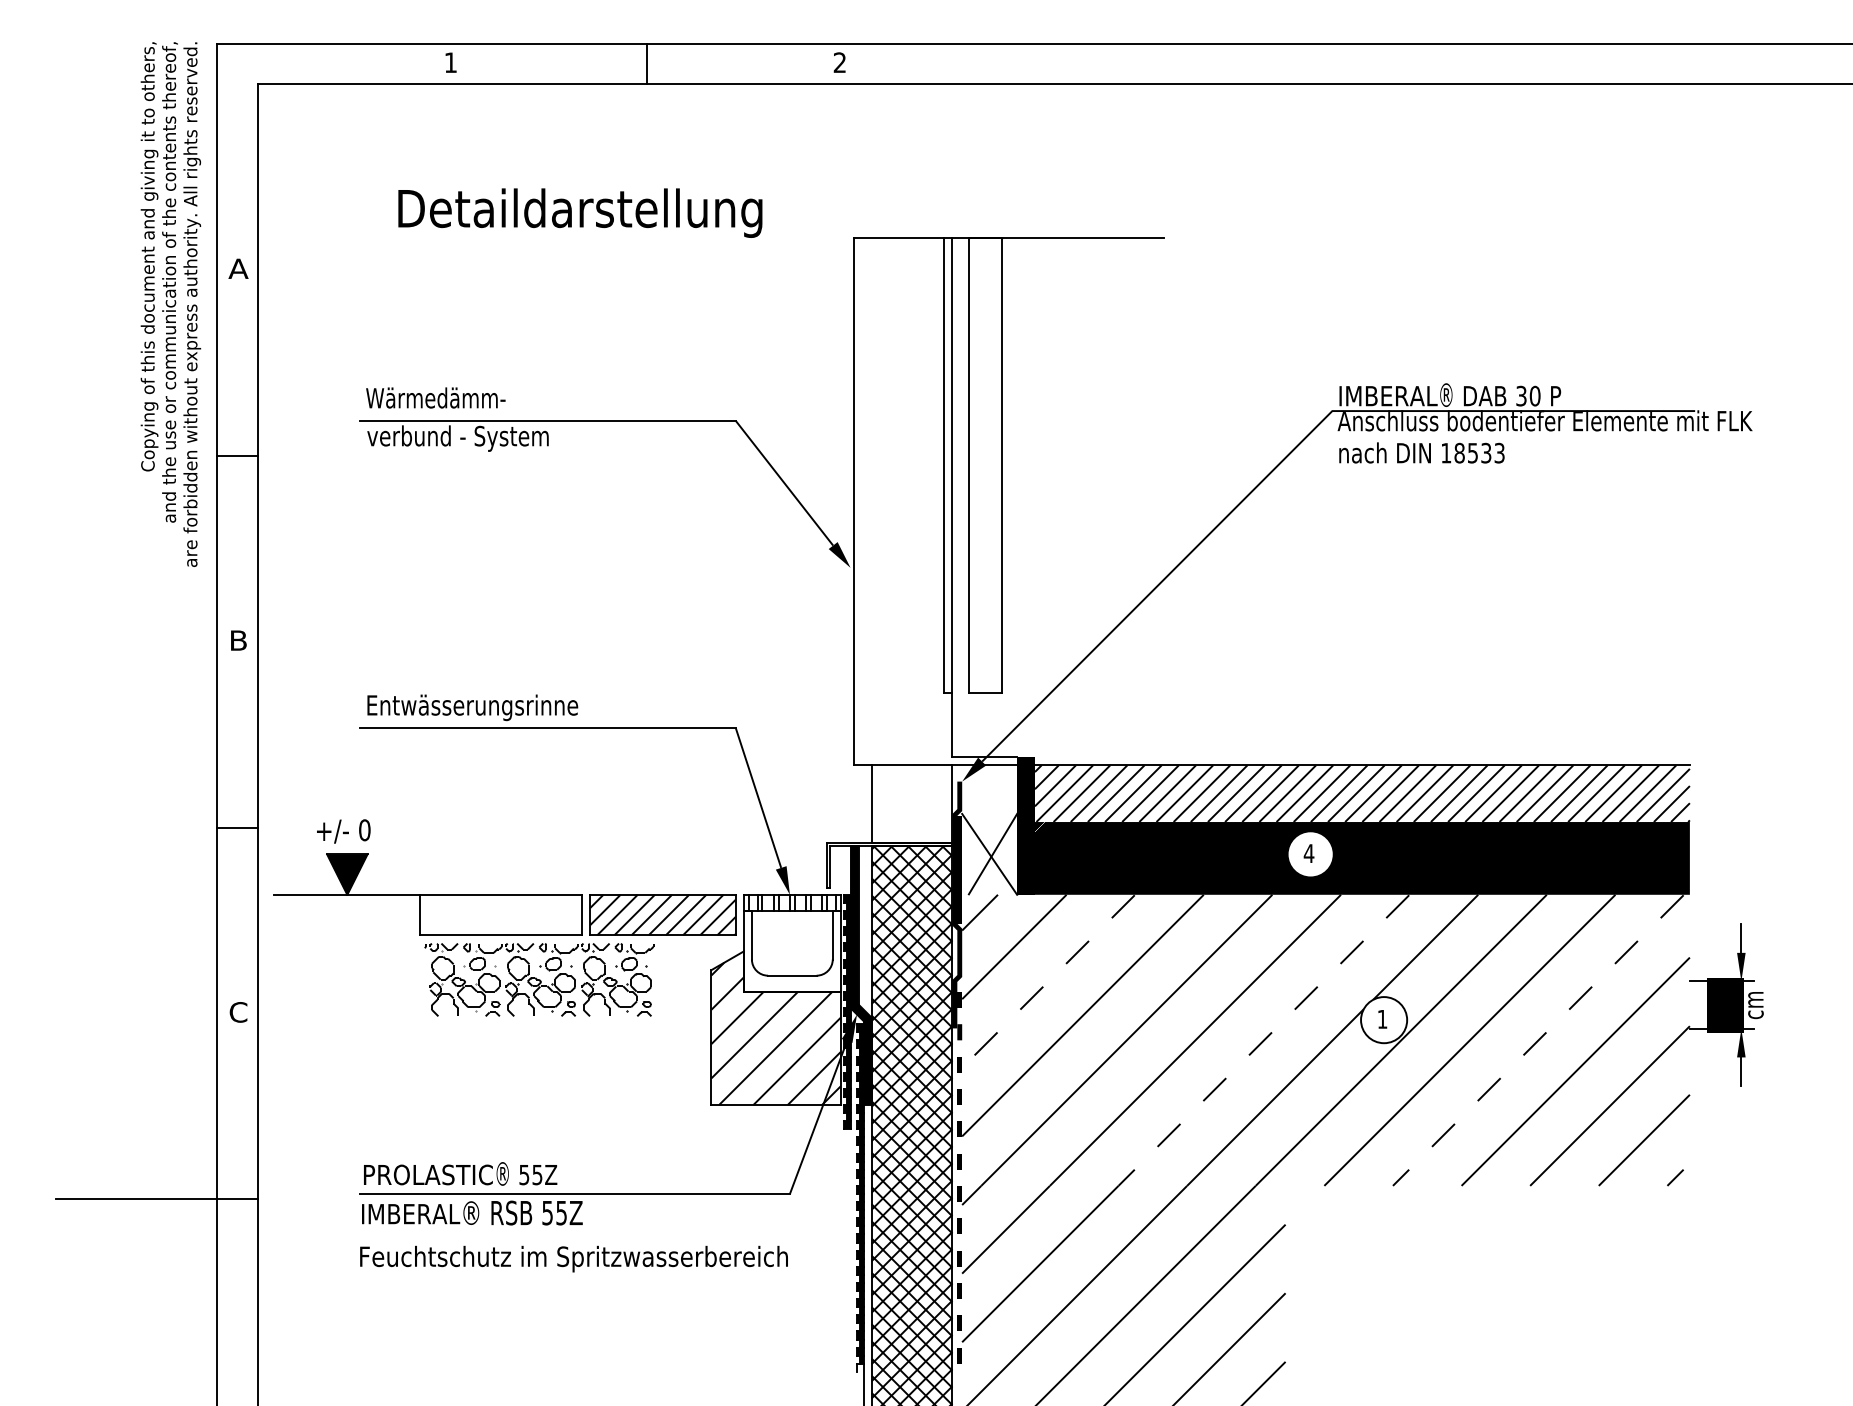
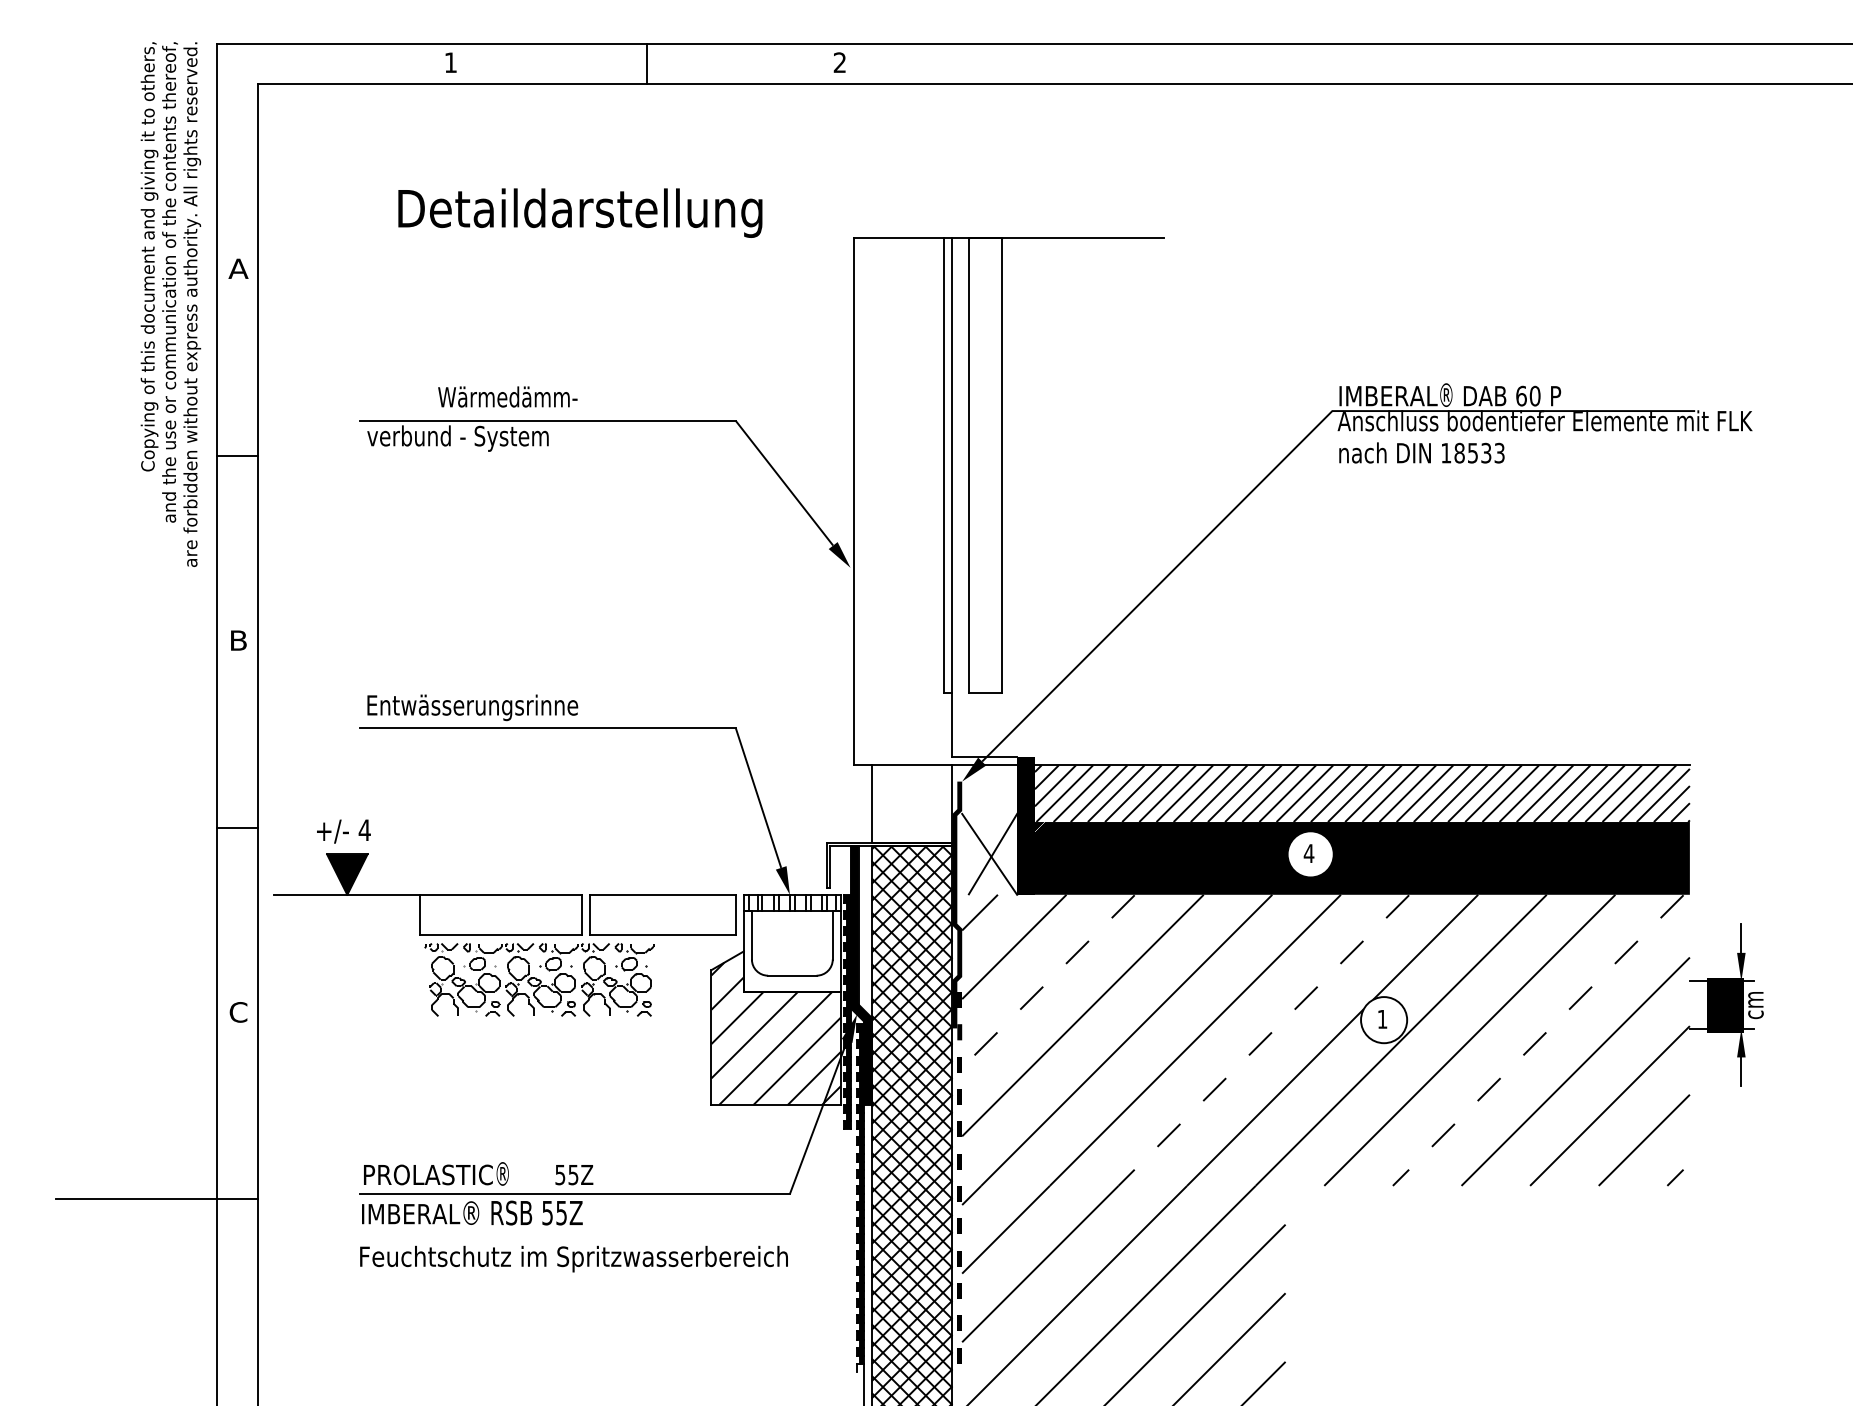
text: 30 -> 60 (1521, 395)
text position: (435, 397) -> (507, 396) (507, 396)
text: 0 -> 4 (364, 830)
fill: present -> none (959, 869)
hatch: present -> none (662, 914)
text position: (538, 1175) -> (574, 1175) (574, 1175)
